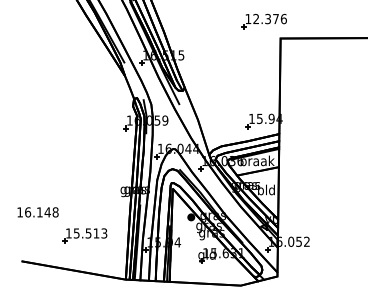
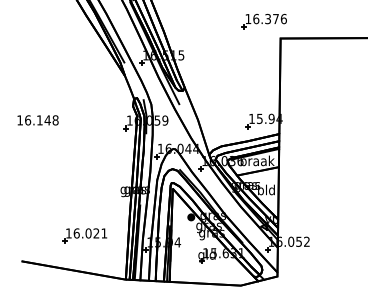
text: 12.376 -> 16.376 (256, 18)
text position: (37, 212) -> (37, 120) (37, 120)
text: 15.513 -> 16.021 (90, 233)
